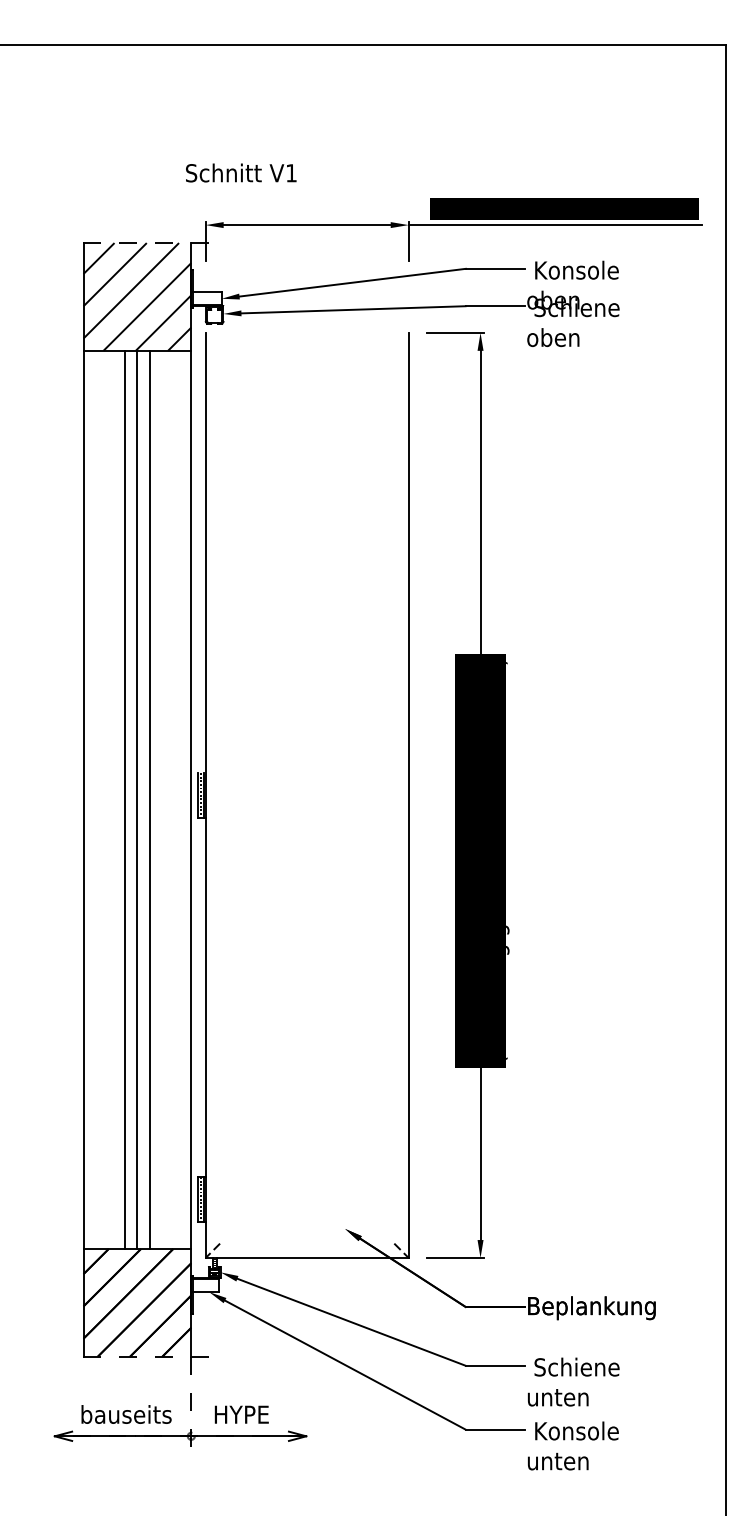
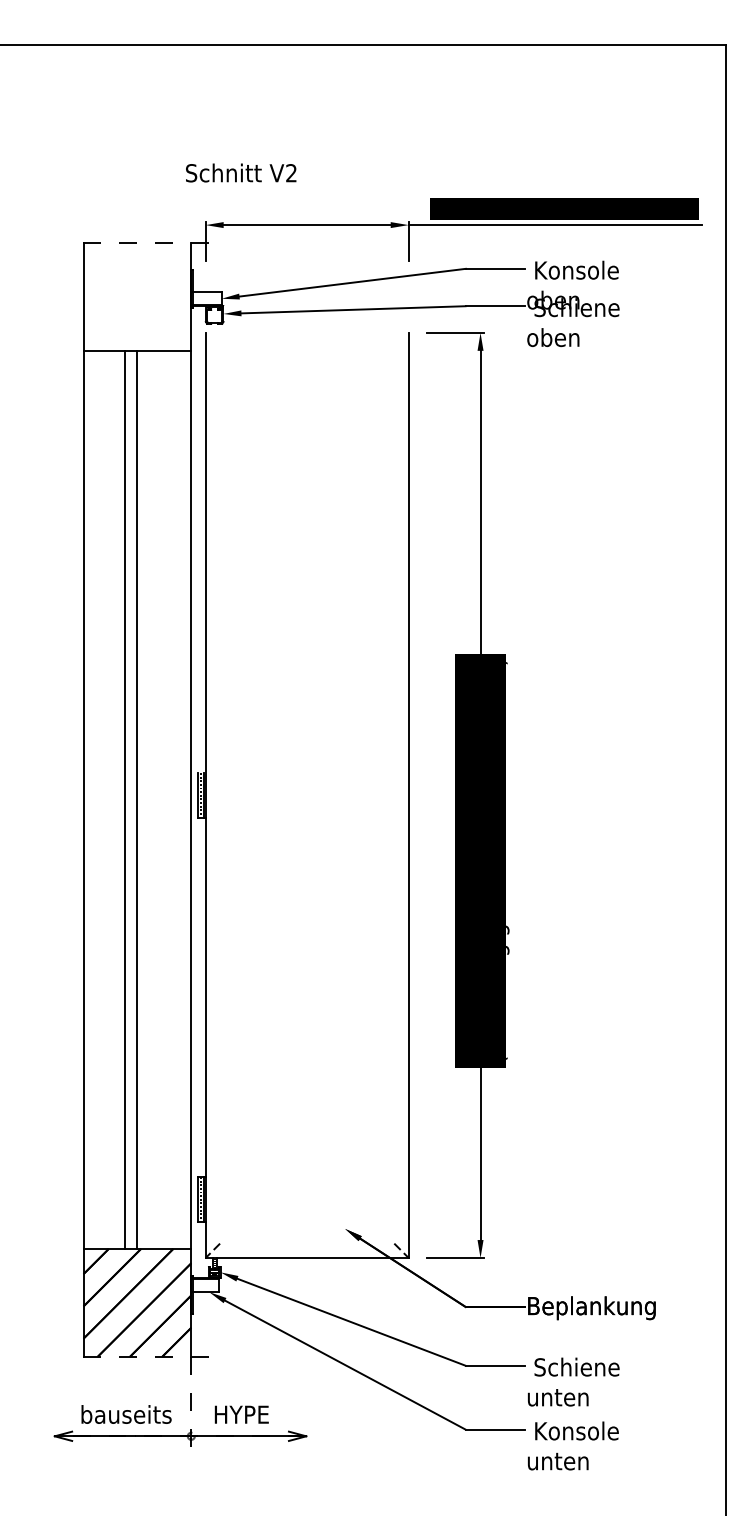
text: V1 -> V2 (291, 173)
hatch: present -> none (137, 296)
line: present -> none (150, 799)
